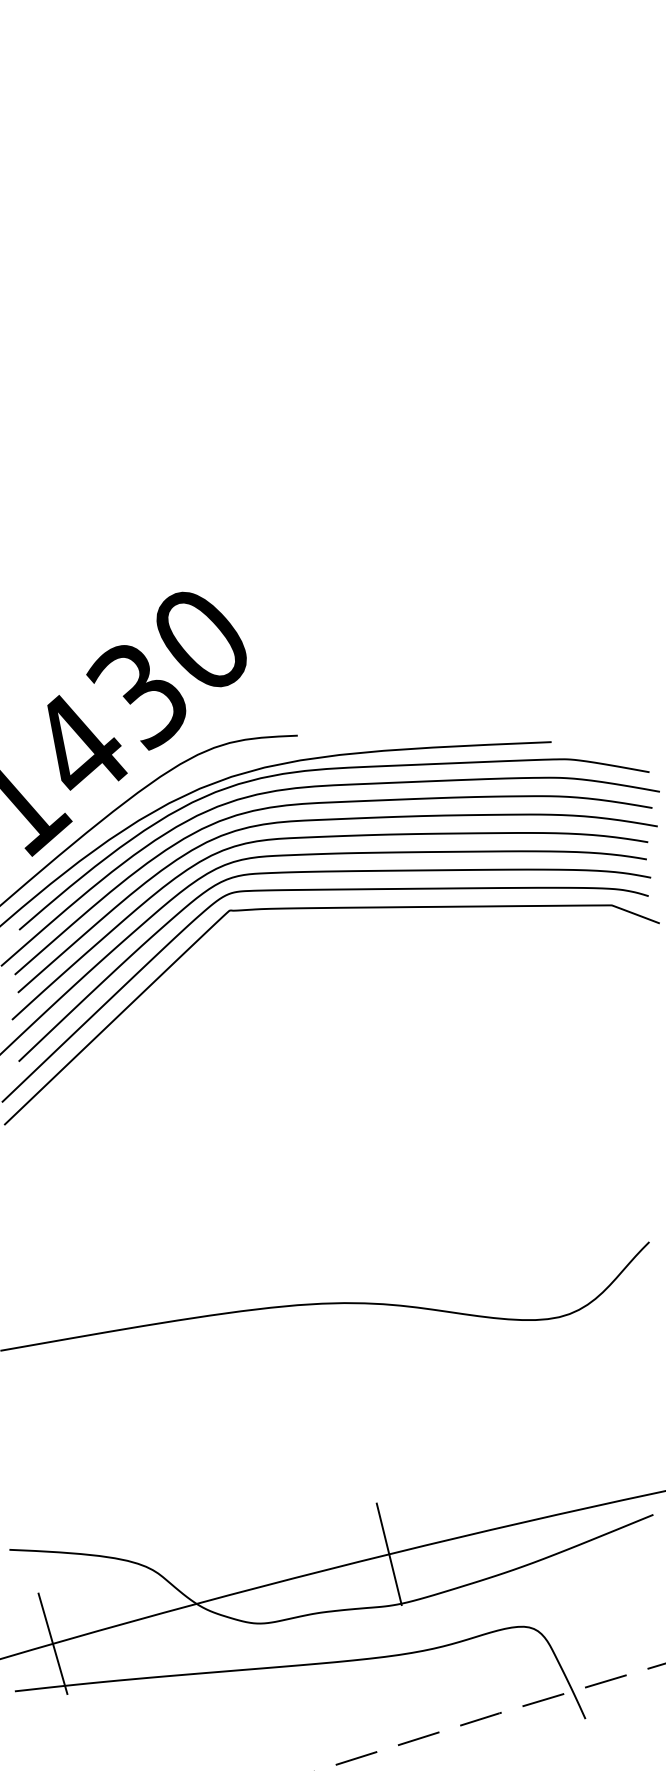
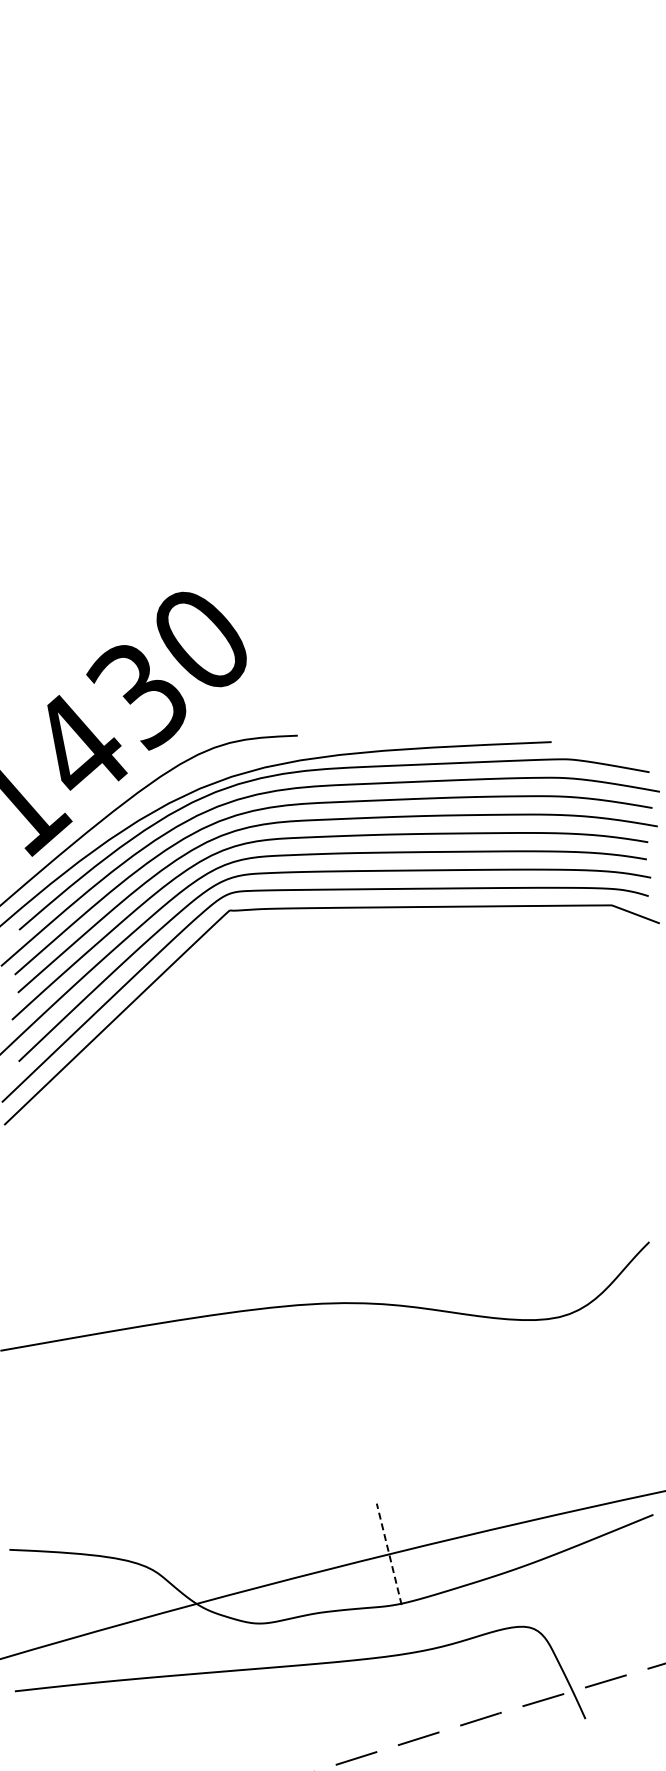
line: solid -> dashed (389, 1553)
line: present -> none (52, 1643)
